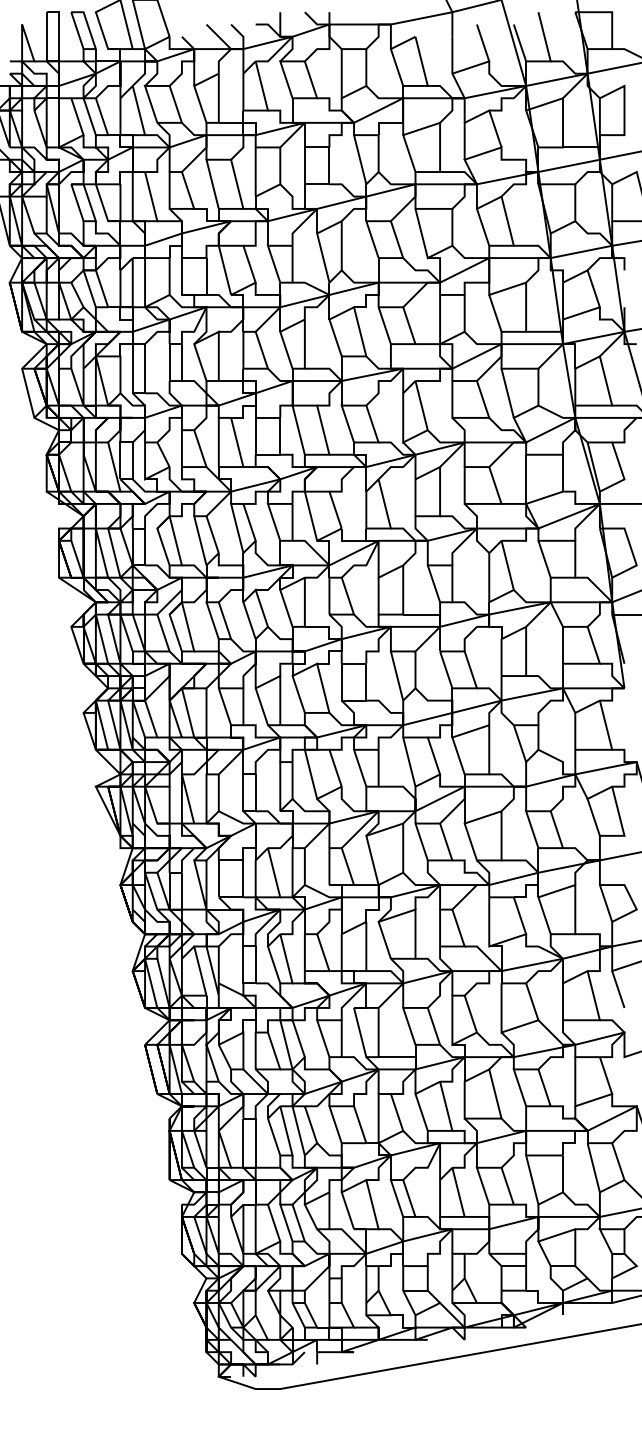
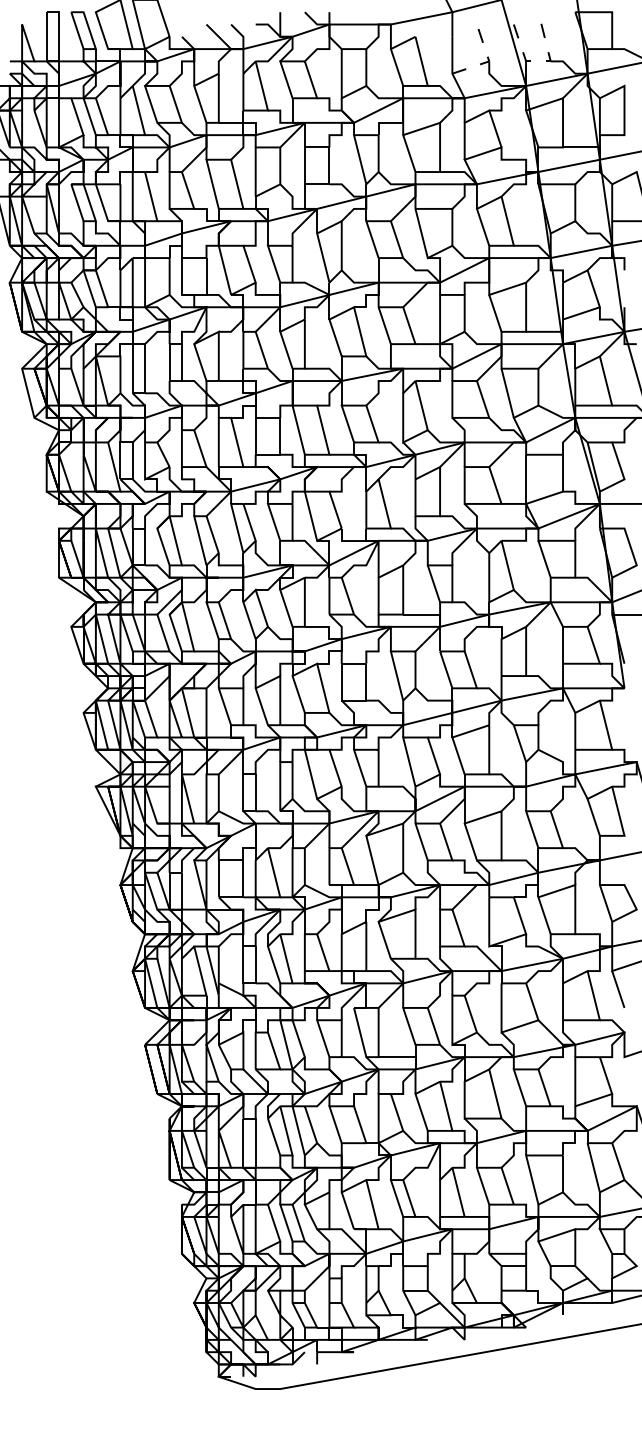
line: solid -> dashed (489, 61)
line: solid -> dashed (544, 61)
